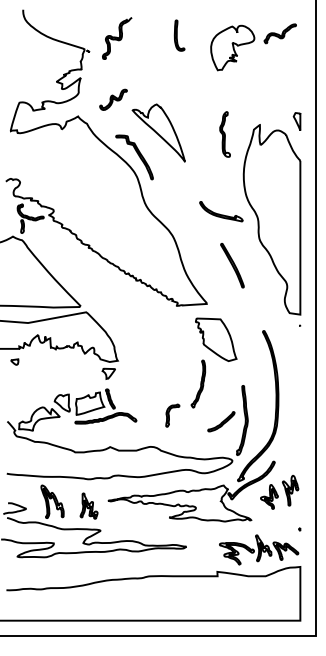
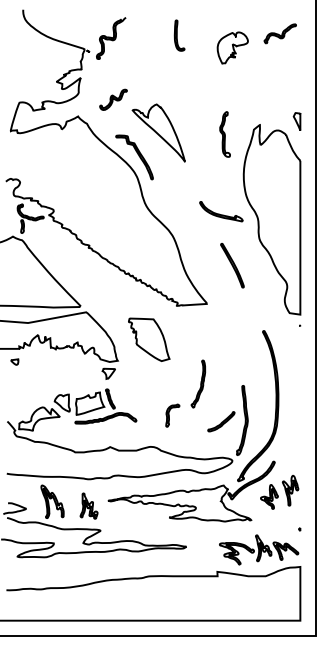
curve position: (117, 38) -> (111, 38) (111, 38)
part size: 46x48 px -> 33x34 px (232, 47)
part position: (216, 339) -> (149, 339) (149, 339)
